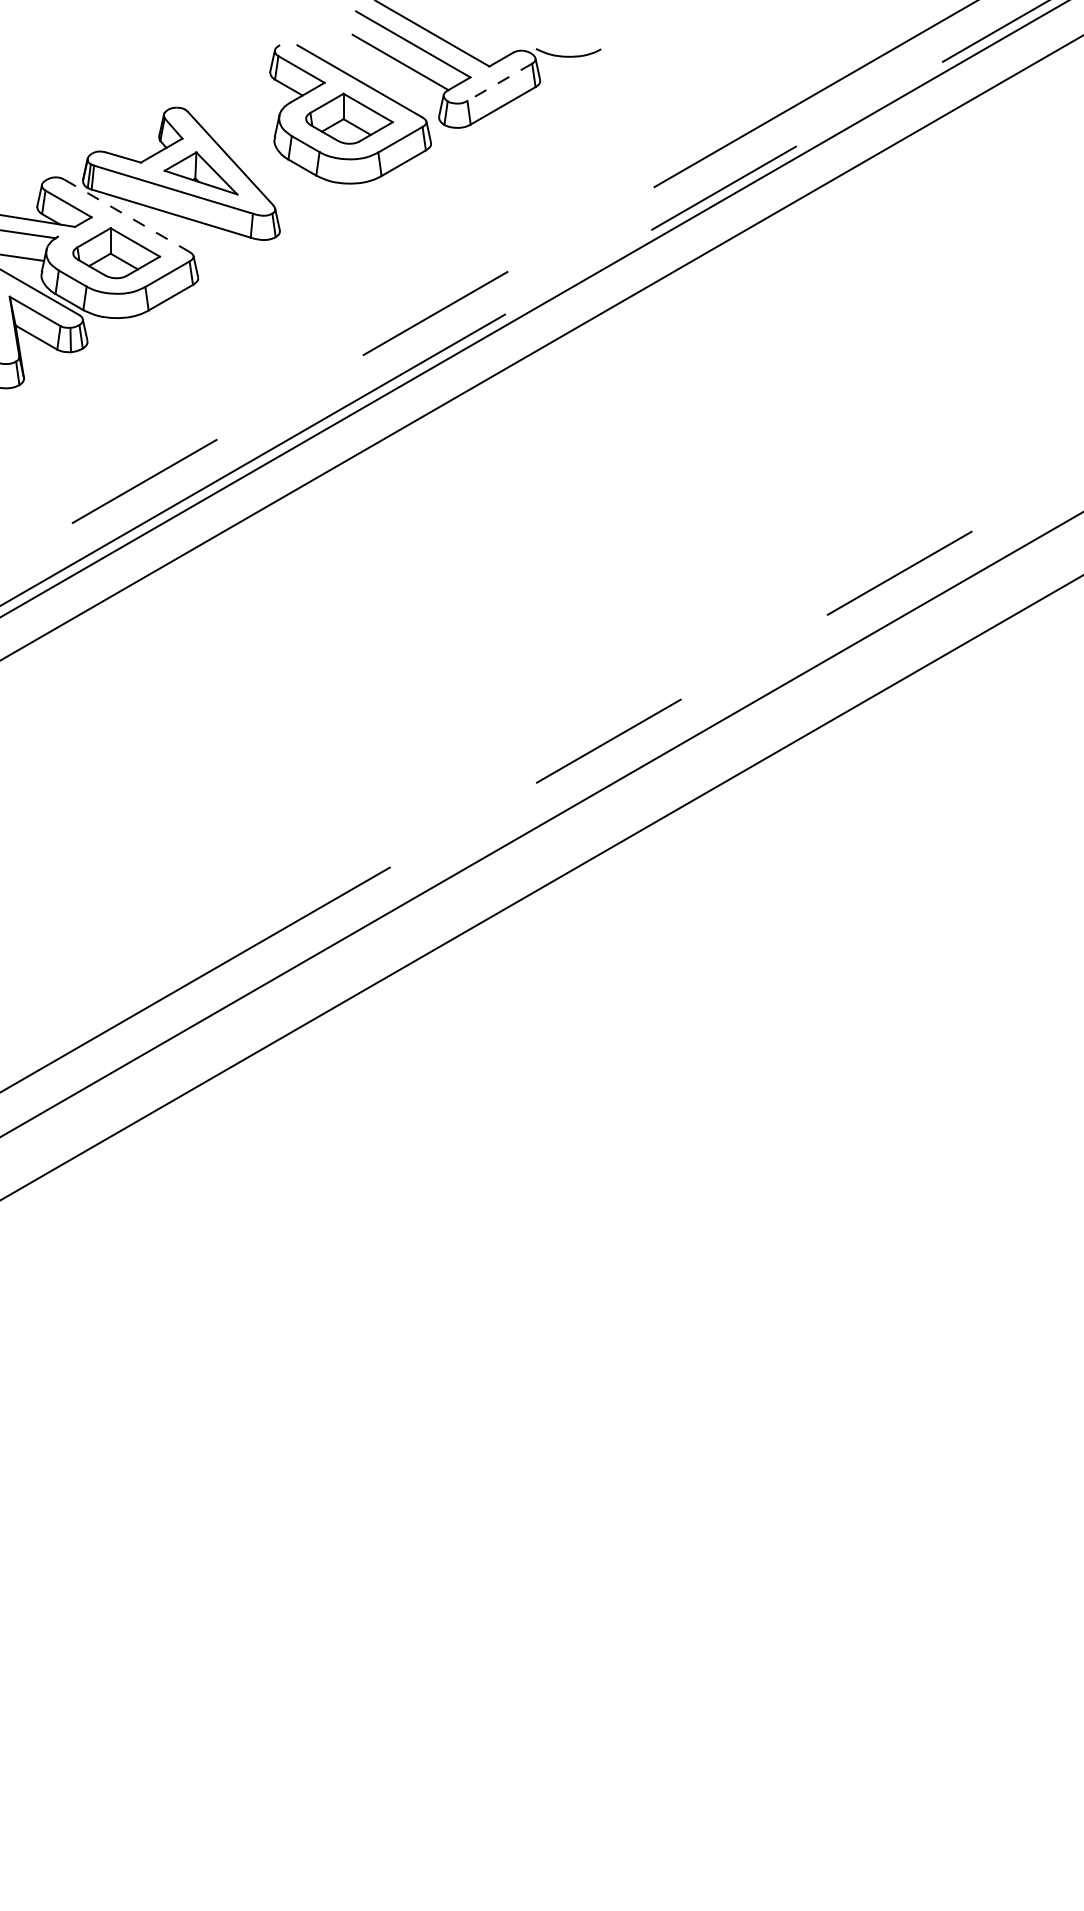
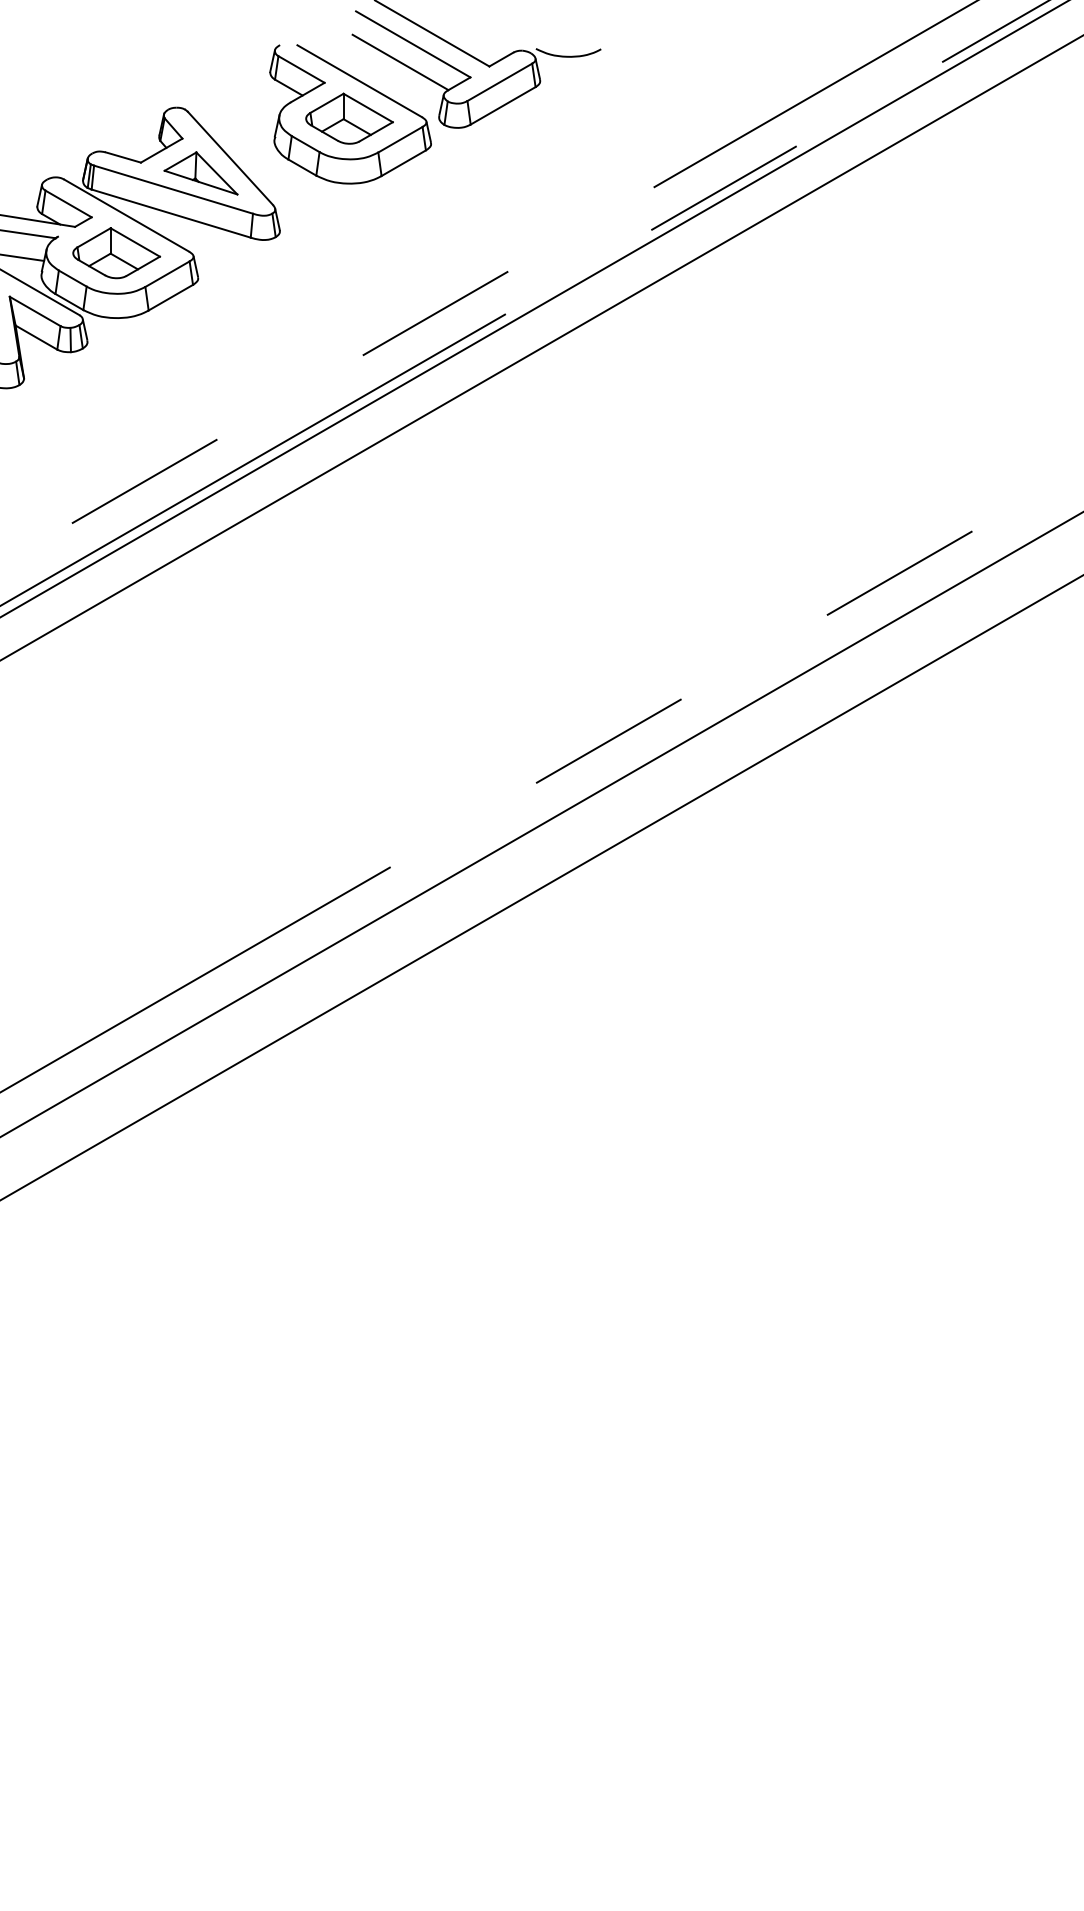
line: dashed -> solid (499, 82)
line: dashed -> solid (126, 215)
